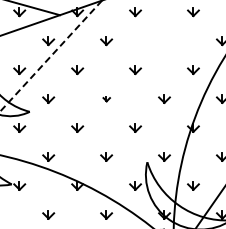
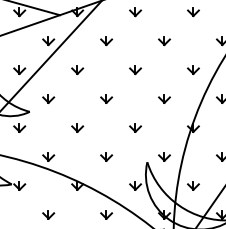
part: none -> present (164, 41)
line: dashed -> solid (50, 56)
part size: 9x7 px -> 14x10 px (106, 98)
